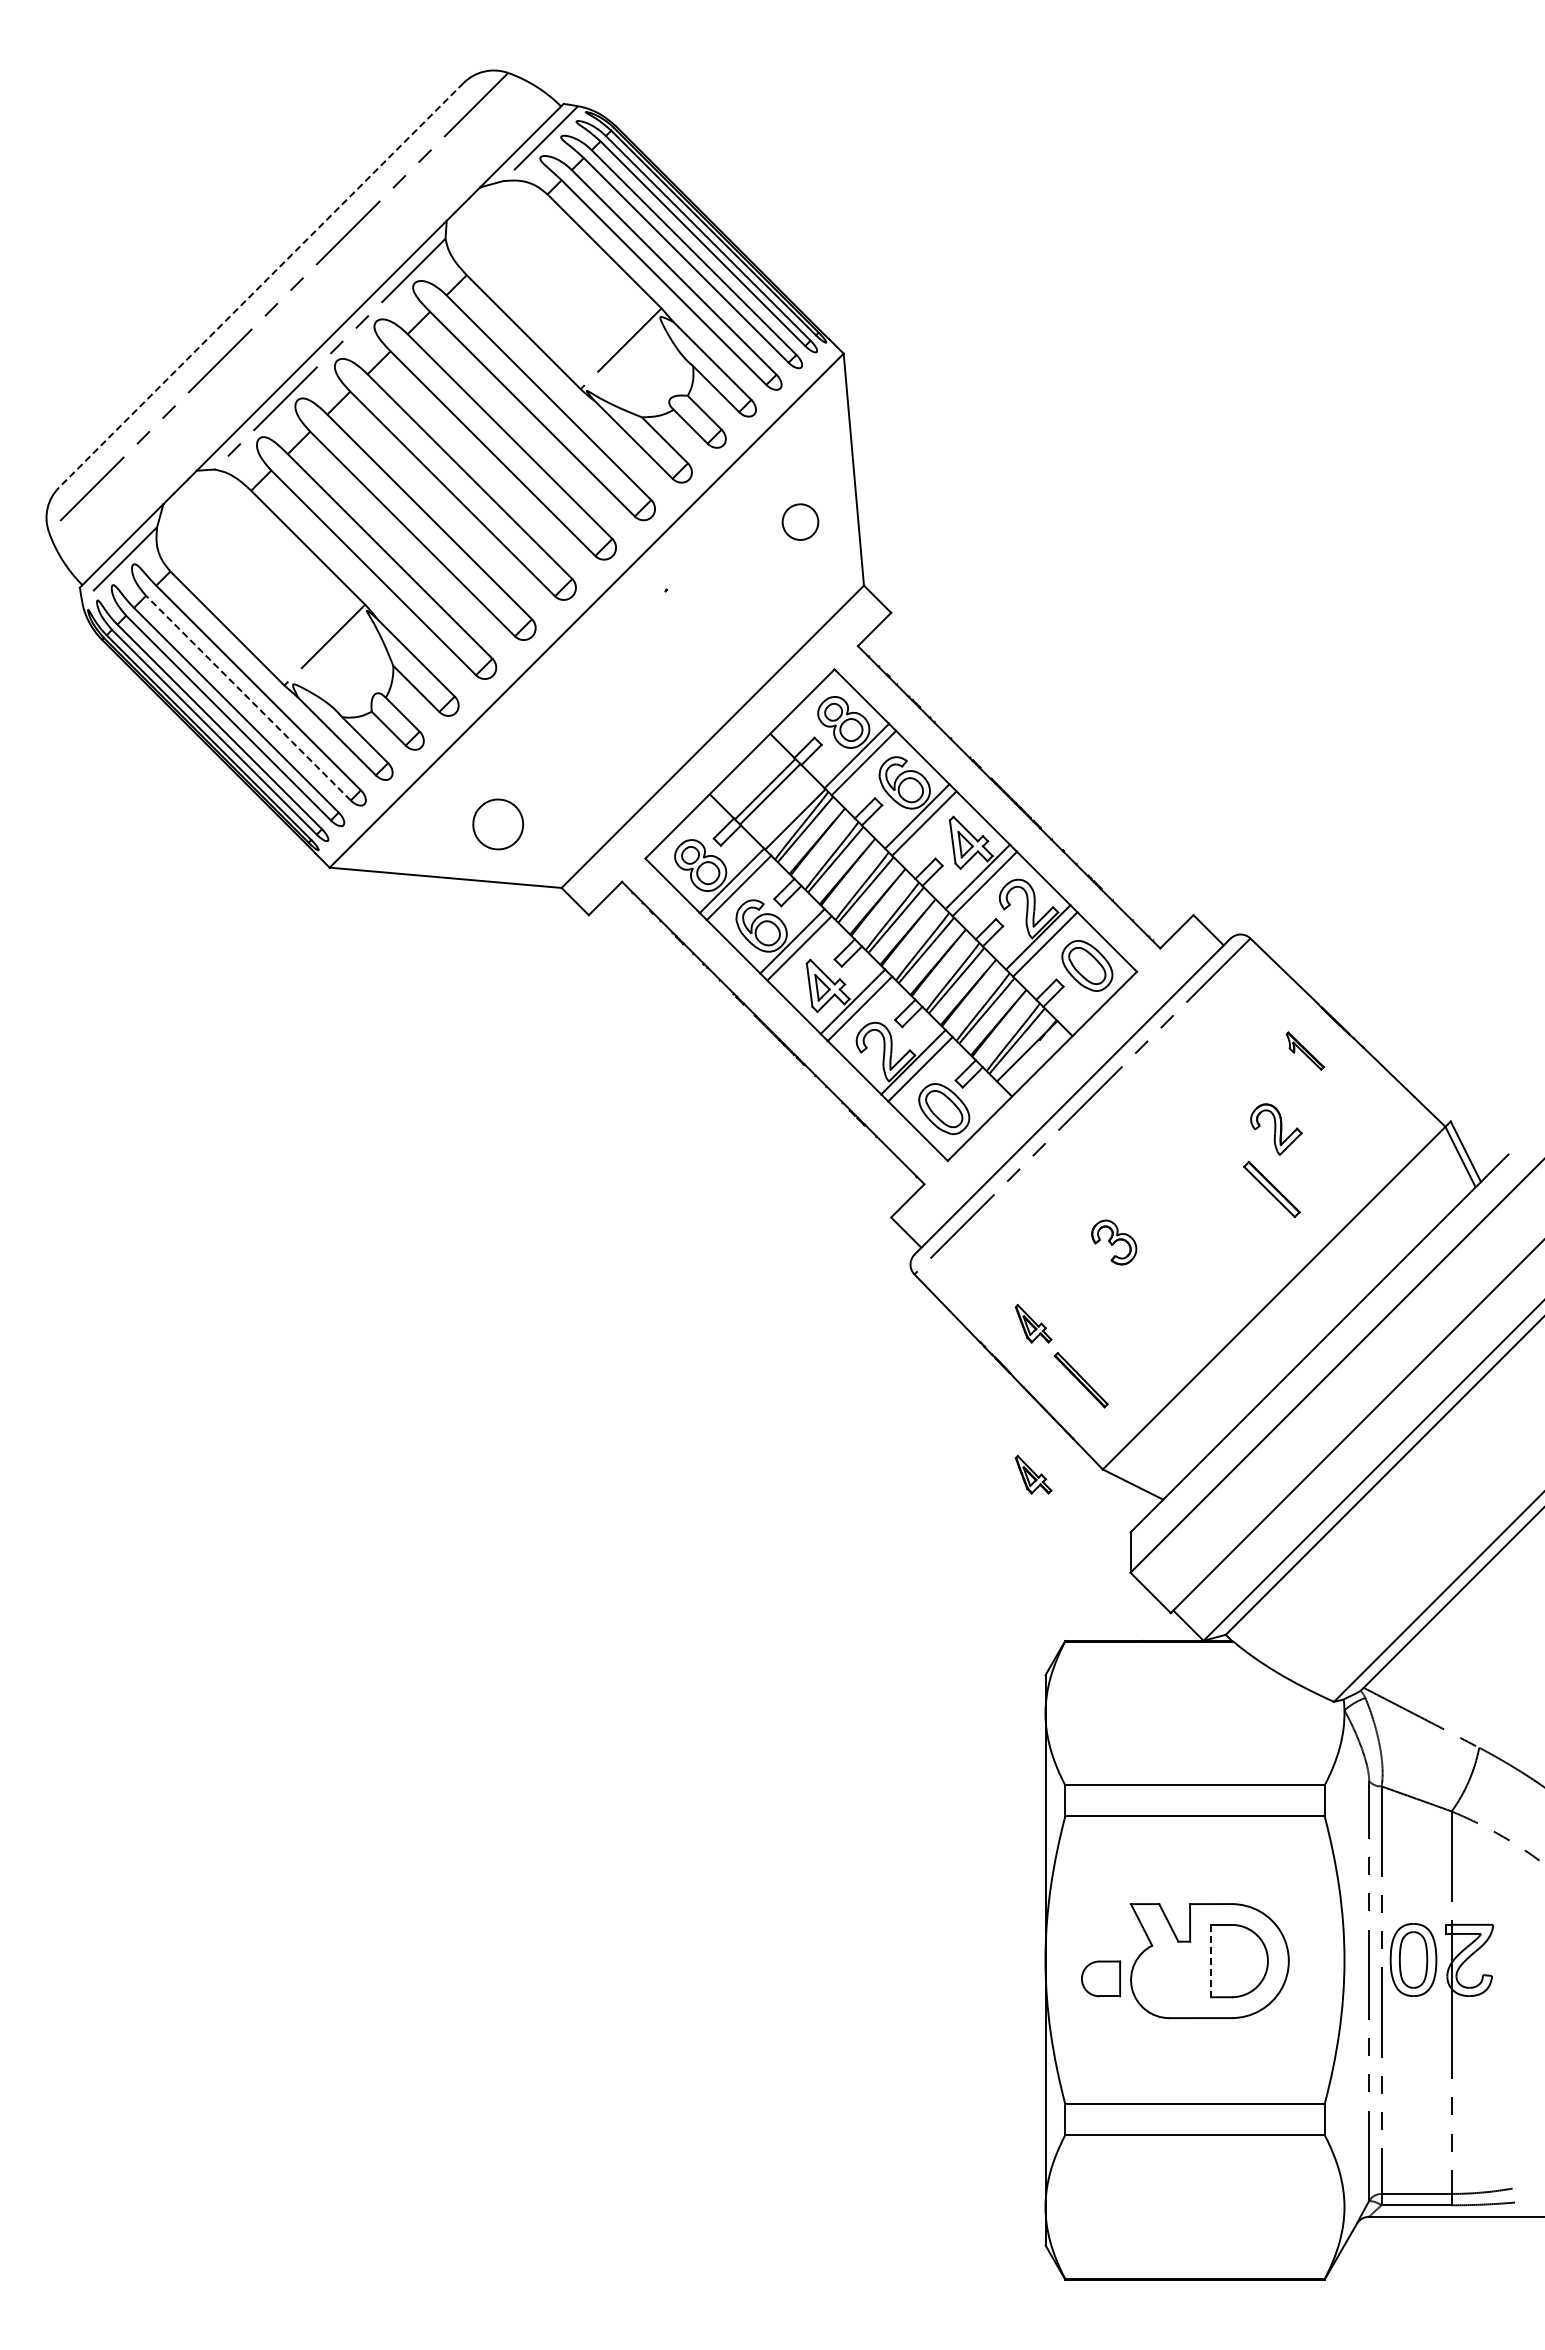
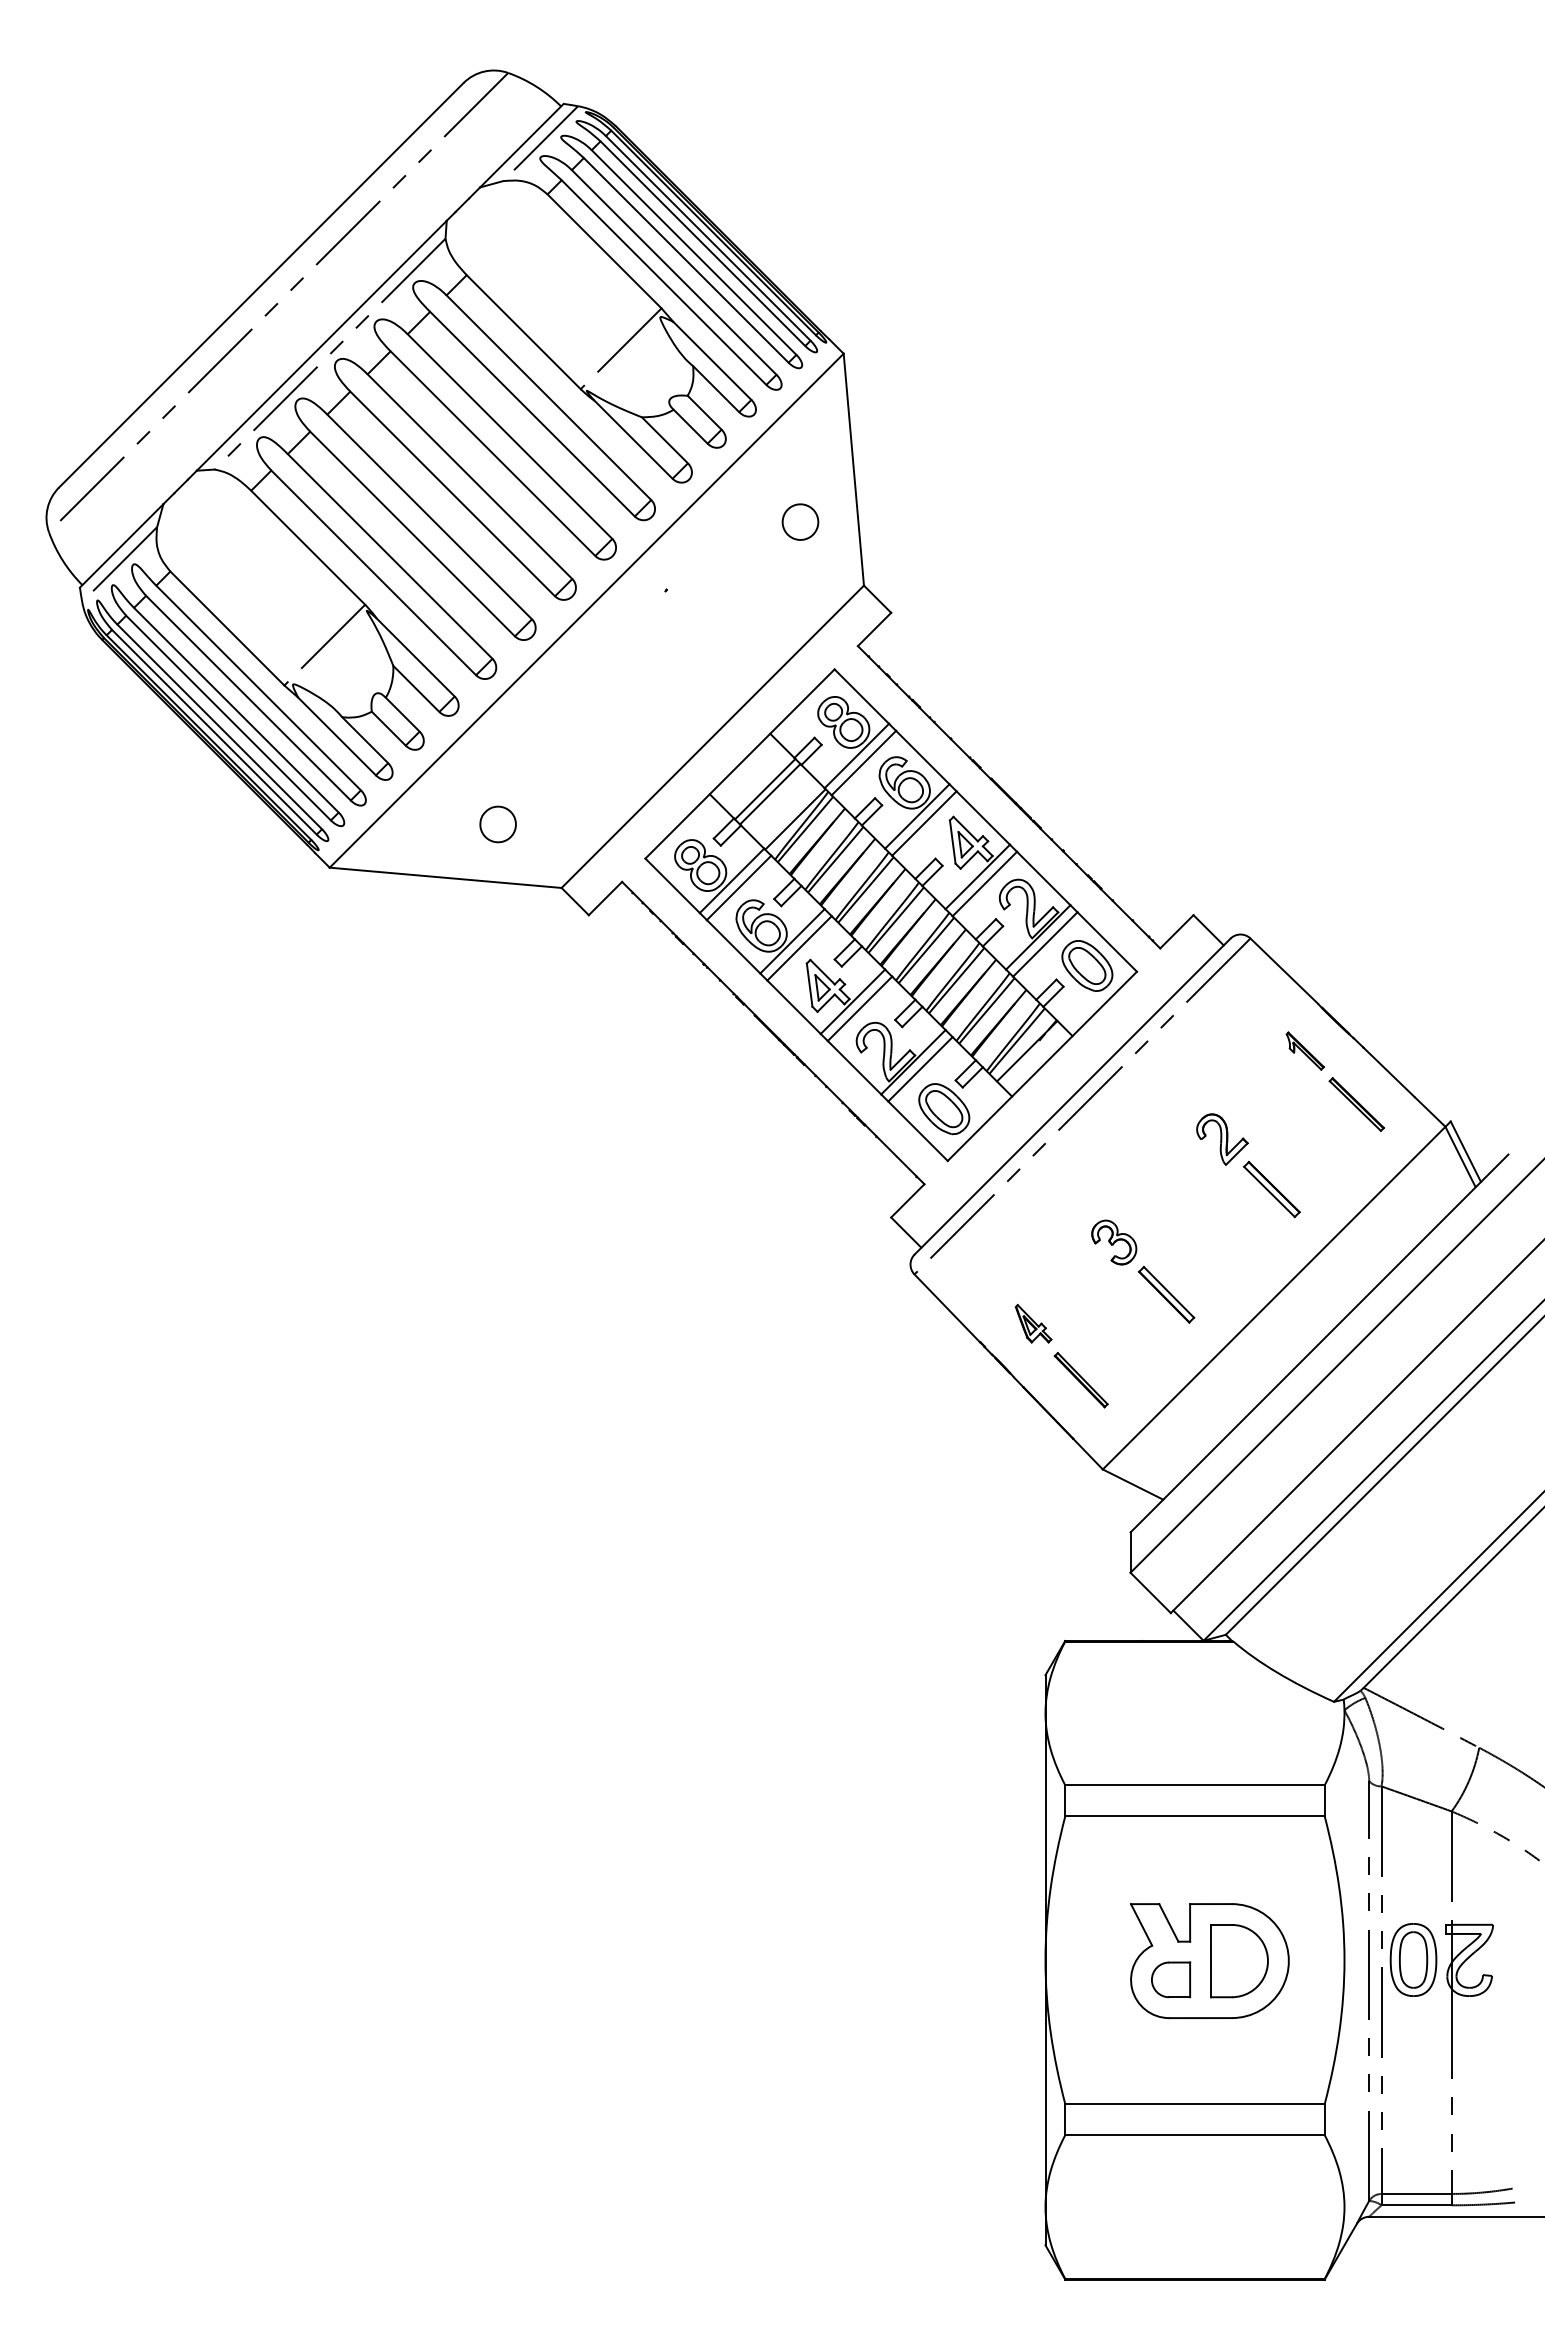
line: dashed -> solid (260, 285)
line: dashed -> solid (248, 698)
part size: 53x53 px -> 38x39 px (497, 824)
part: none -> present (1356, 1104)
part position: (1276, 1129) -> (1222, 1139) (1222, 1139)
part: none -> present (1166, 1294)
part: present -> none (1033, 1474)
line: dashed -> solid (1210, 1961)
part position: (1101, 1978) -> (1171, 1979) (1171, 1979)
